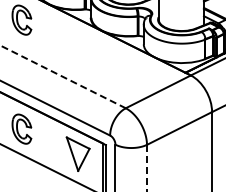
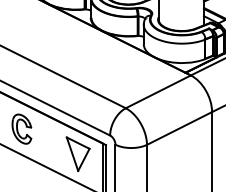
part: present -> none (21, 19)
line: dashed -> solid (63, 76)
line: dashed -> solid (147, 168)
